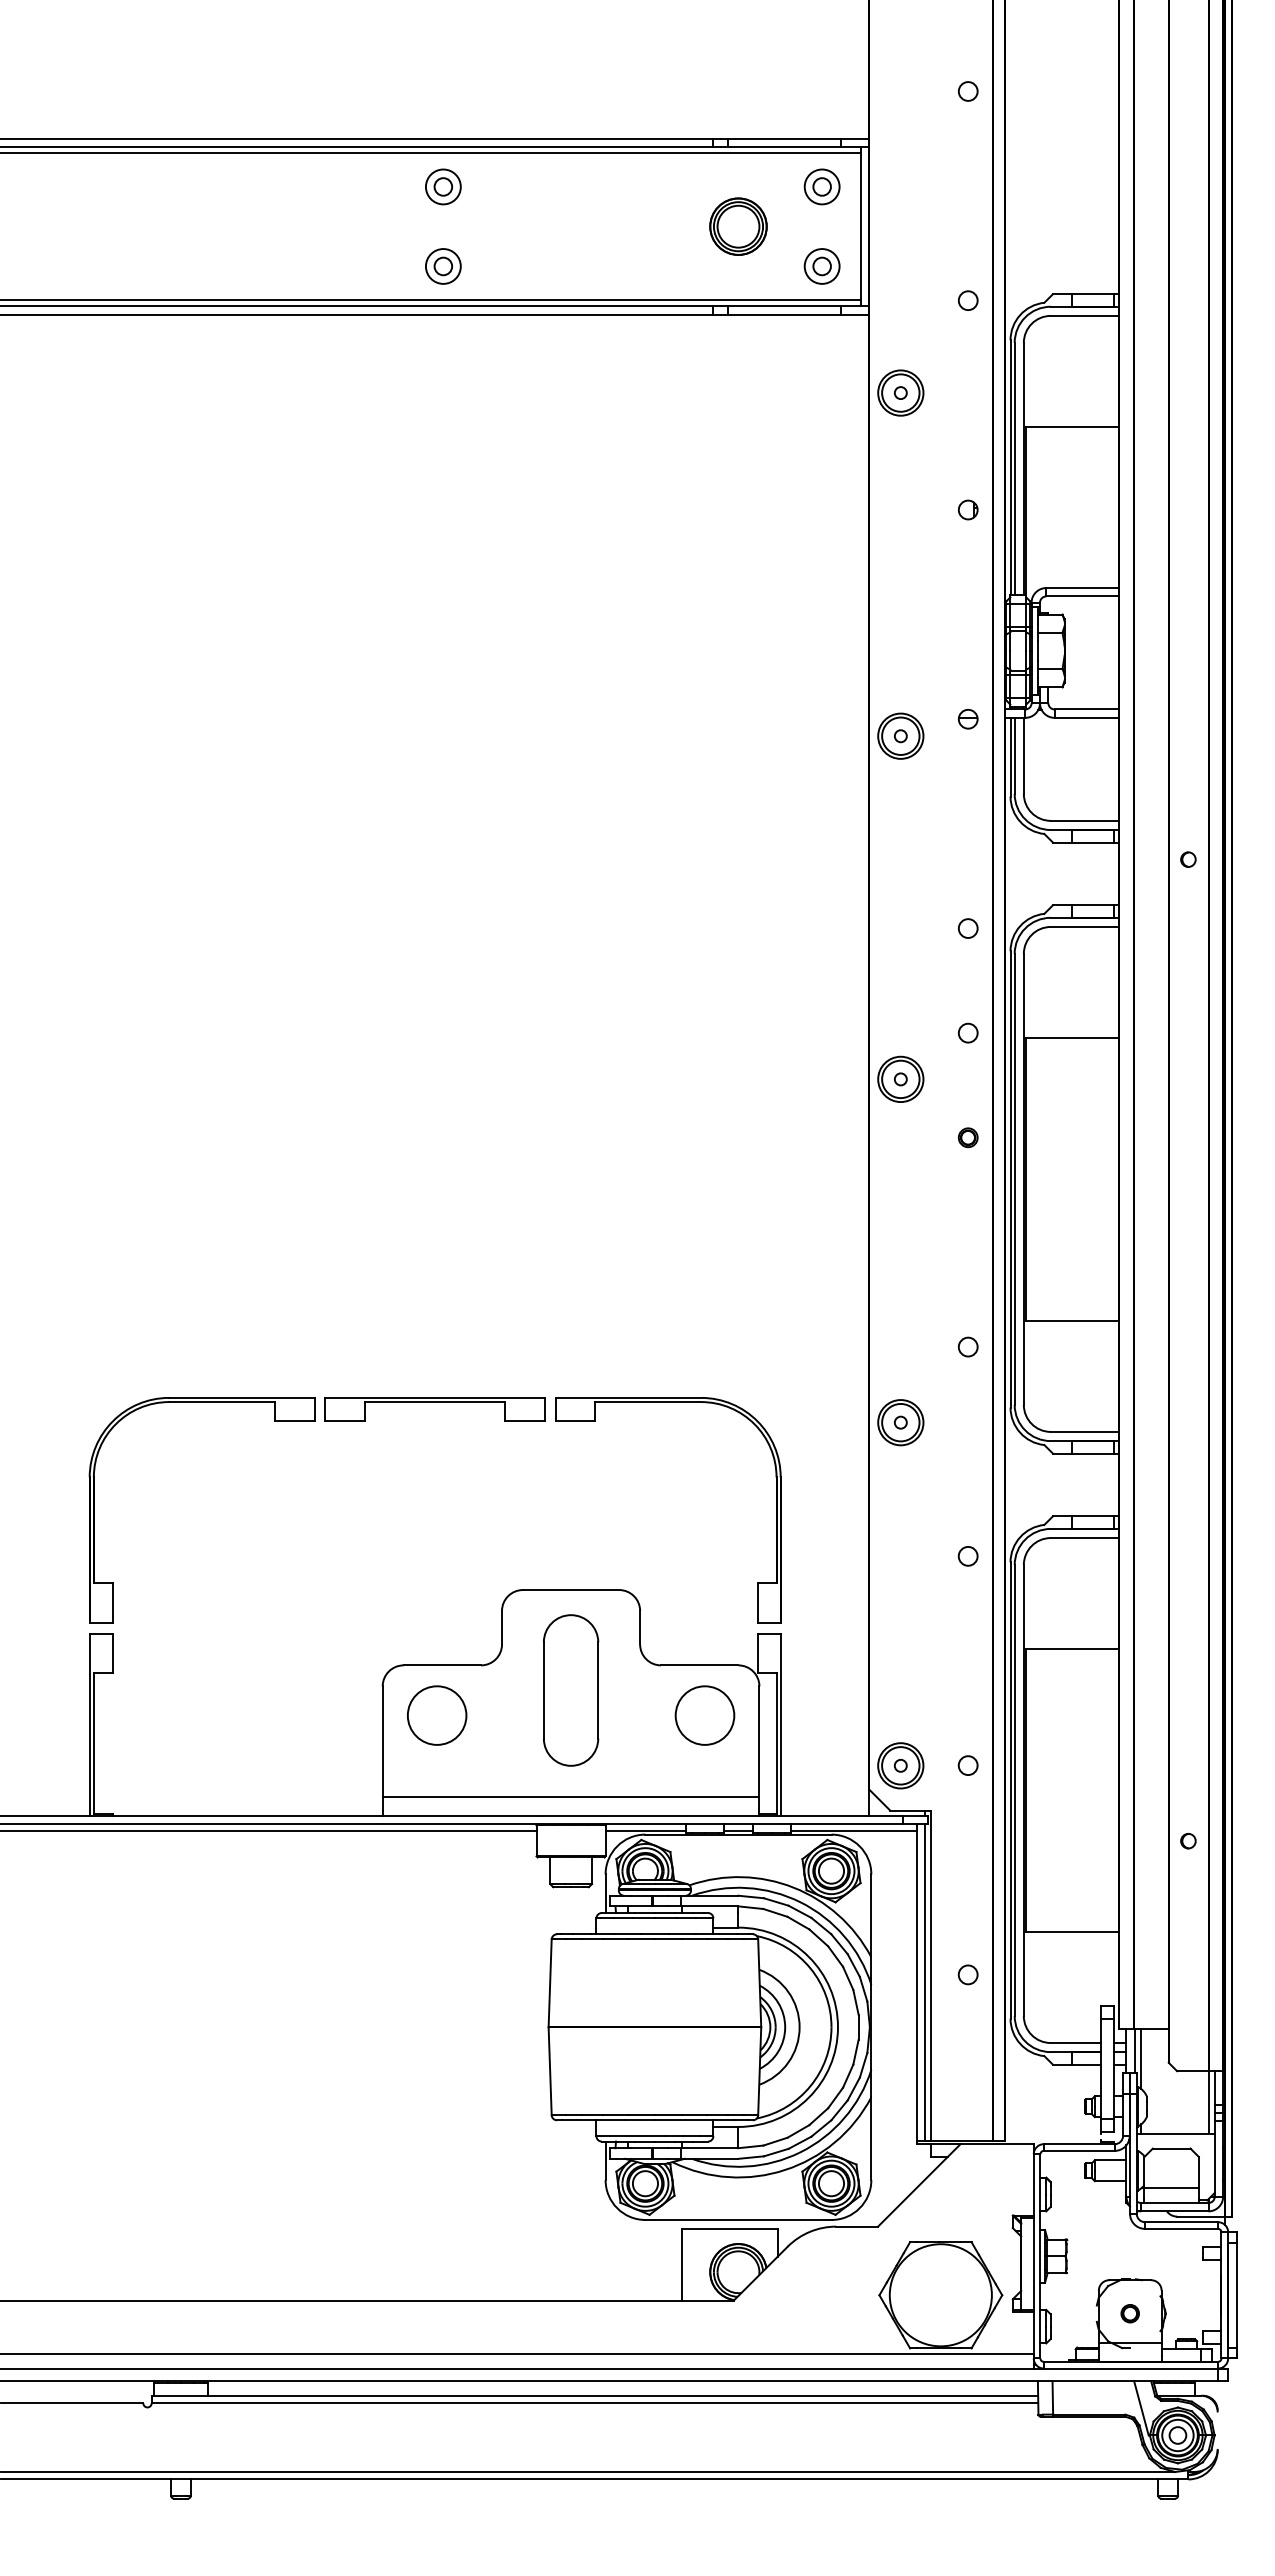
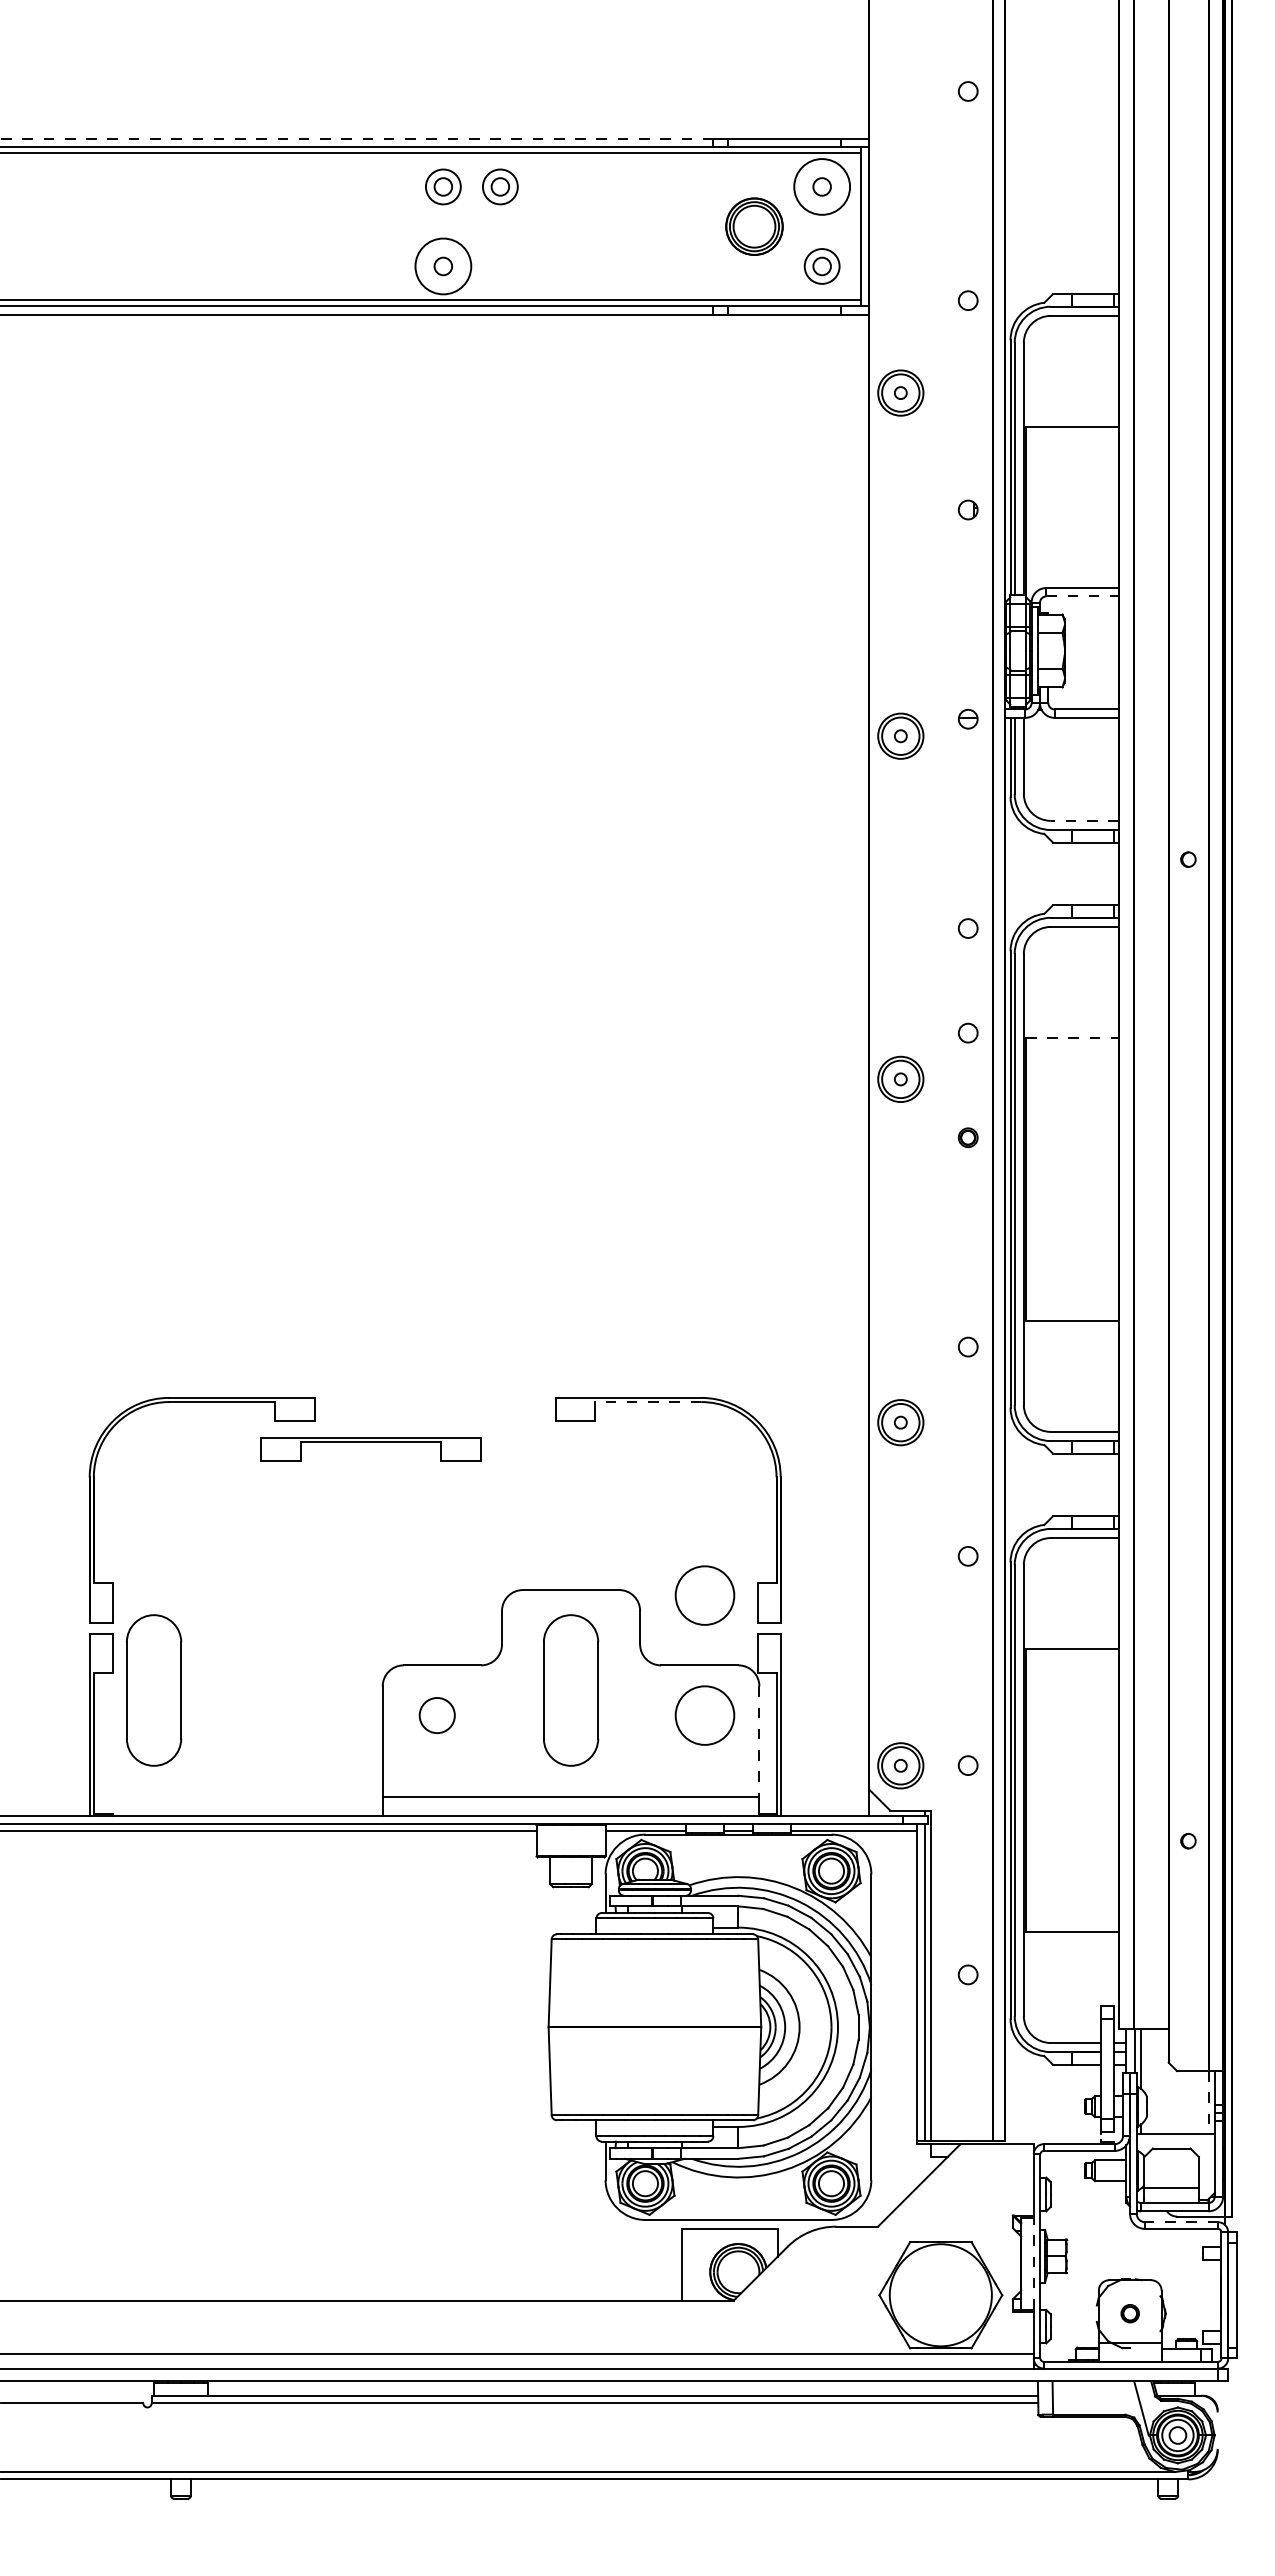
line: solid -> dashed (356, 138)
part: none -> present (500, 186)
circle diameter: 35 px -> 56 px (822, 186)
part position: (738, 226) -> (754, 226) (754, 226)
circle diameter: 35 px -> 56 px (443, 266)
line: solid -> dashed (1083, 596)
line: solid -> dashed (1084, 820)
line: solid -> dashed (1072, 1038)
part position: (434, 1402) -> (370, 1442) (370, 1442)
line: solid -> dashed (648, 1402)
circle: none -> present (704, 1595)
part: none -> present (154, 1690)
circle size: 61x61 px -> 38x37 px (436, 1715)
line: solid -> dashed (759, 1742)
line: solid -> dashed (1208, 2102)
line: solid -> dashed (1181, 2222)
line: solid -> dashed (1033, 2263)
